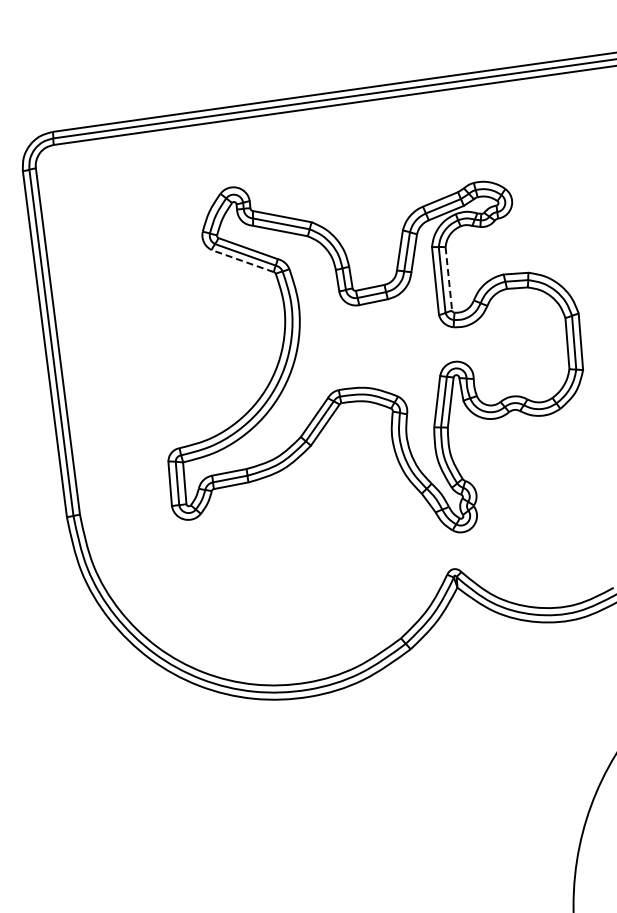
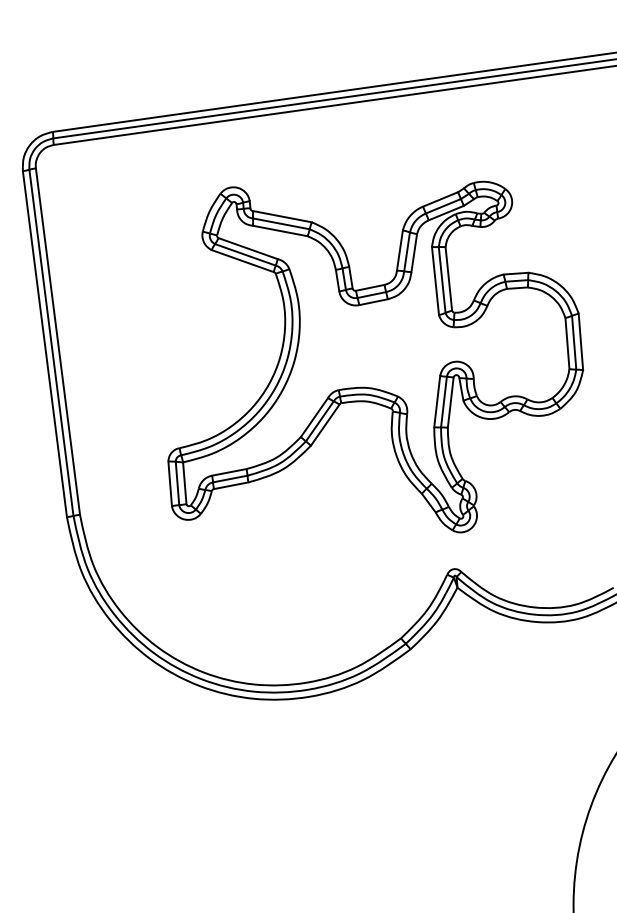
line: dashed -> solid (242, 261)
line: dashed -> solid (448, 278)
